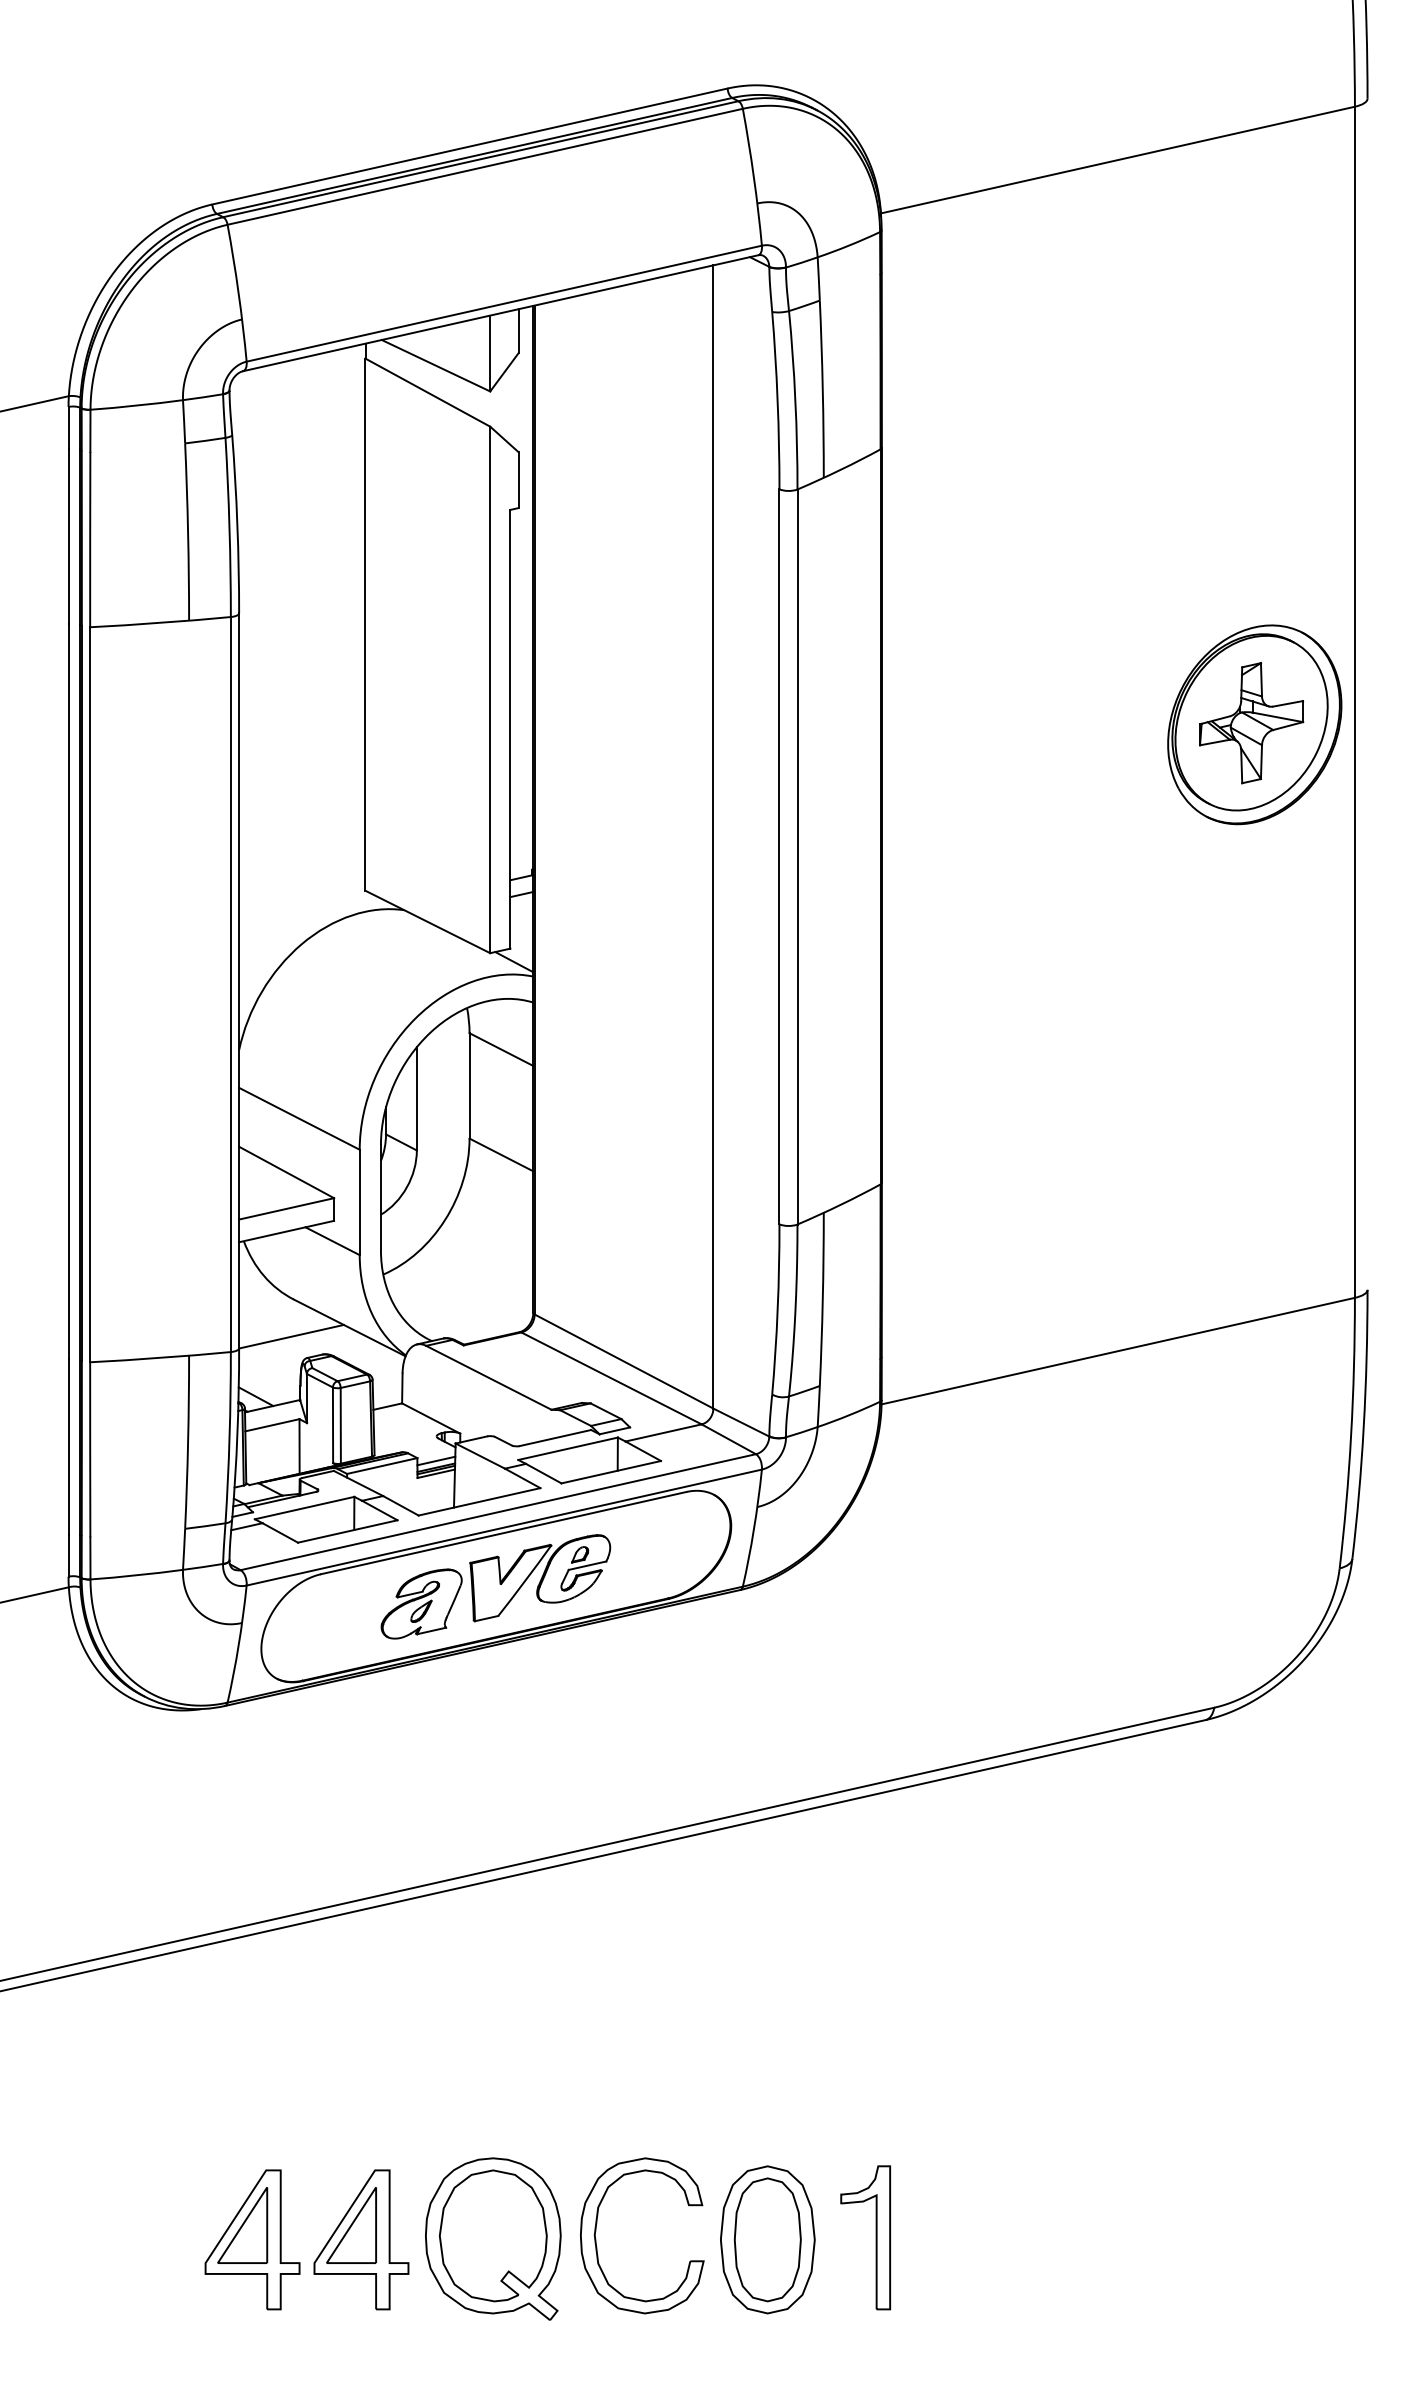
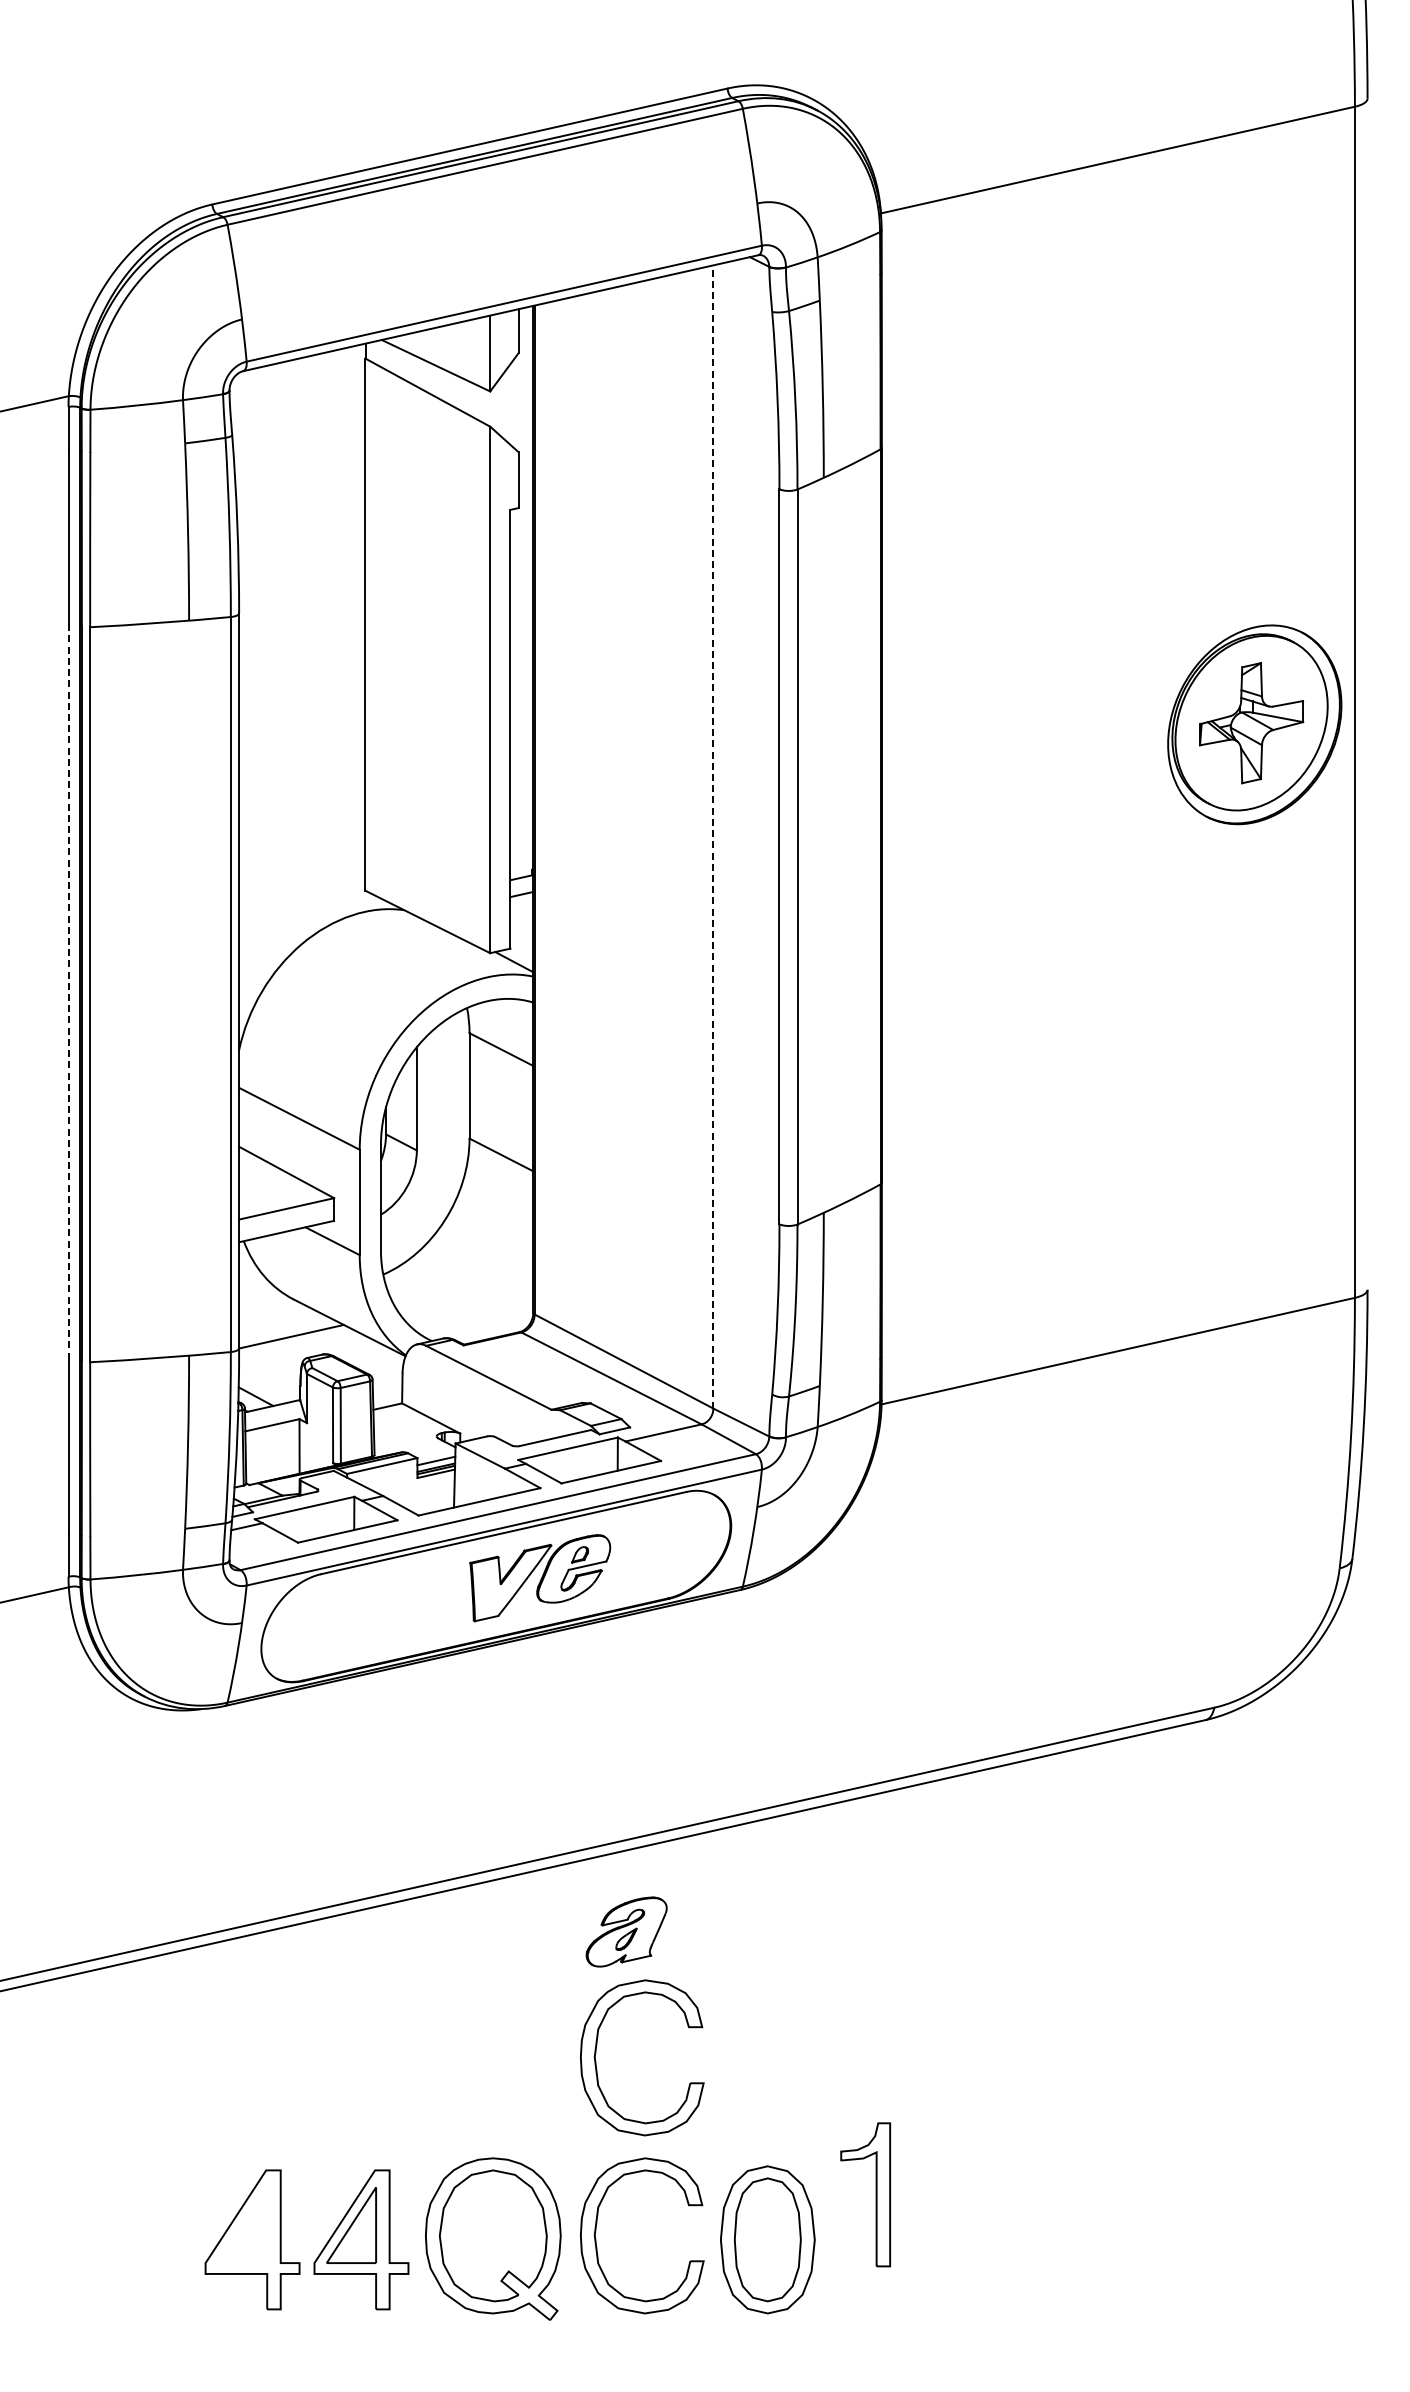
line: solid -> dashed (713, 836)
line: solid -> dashed (68, 991)
part position: (421, 1603) -> (626, 1931) (626, 1931)
part: none -> present (596, 2060)
part: present -> none (242, 2225)
part position: (875, 2237) -> (875, 2194) (875, 2194)
